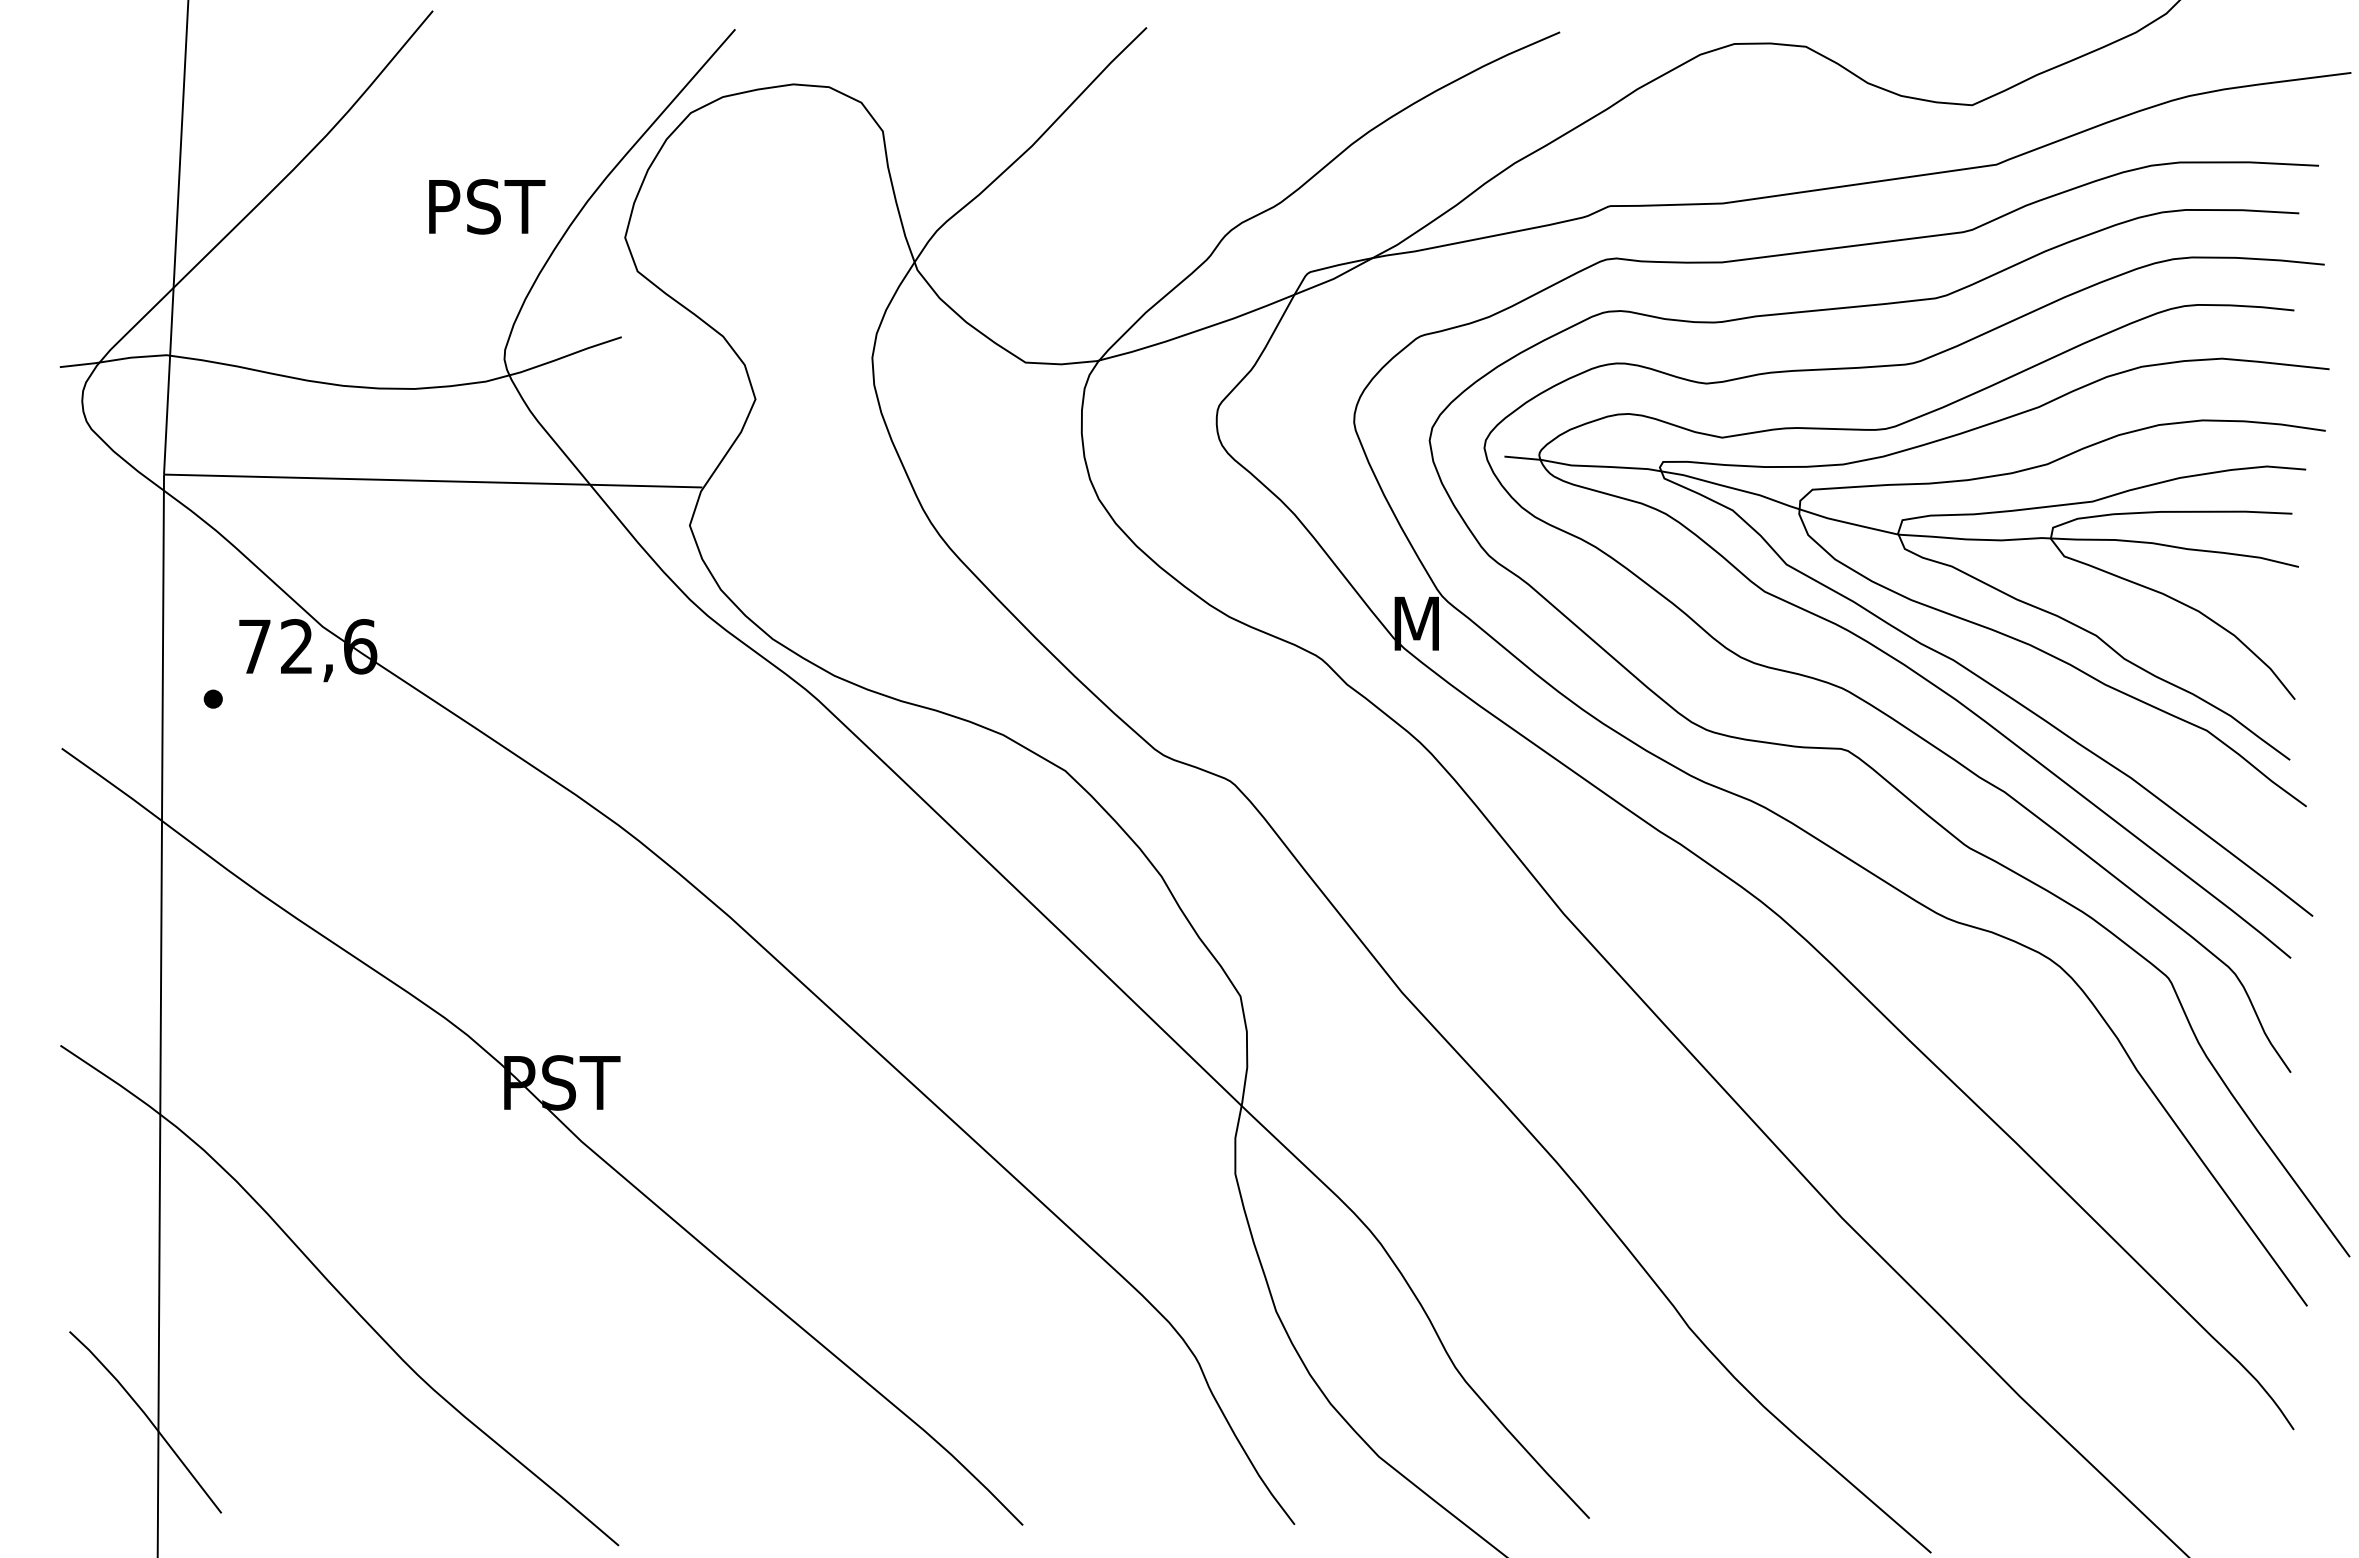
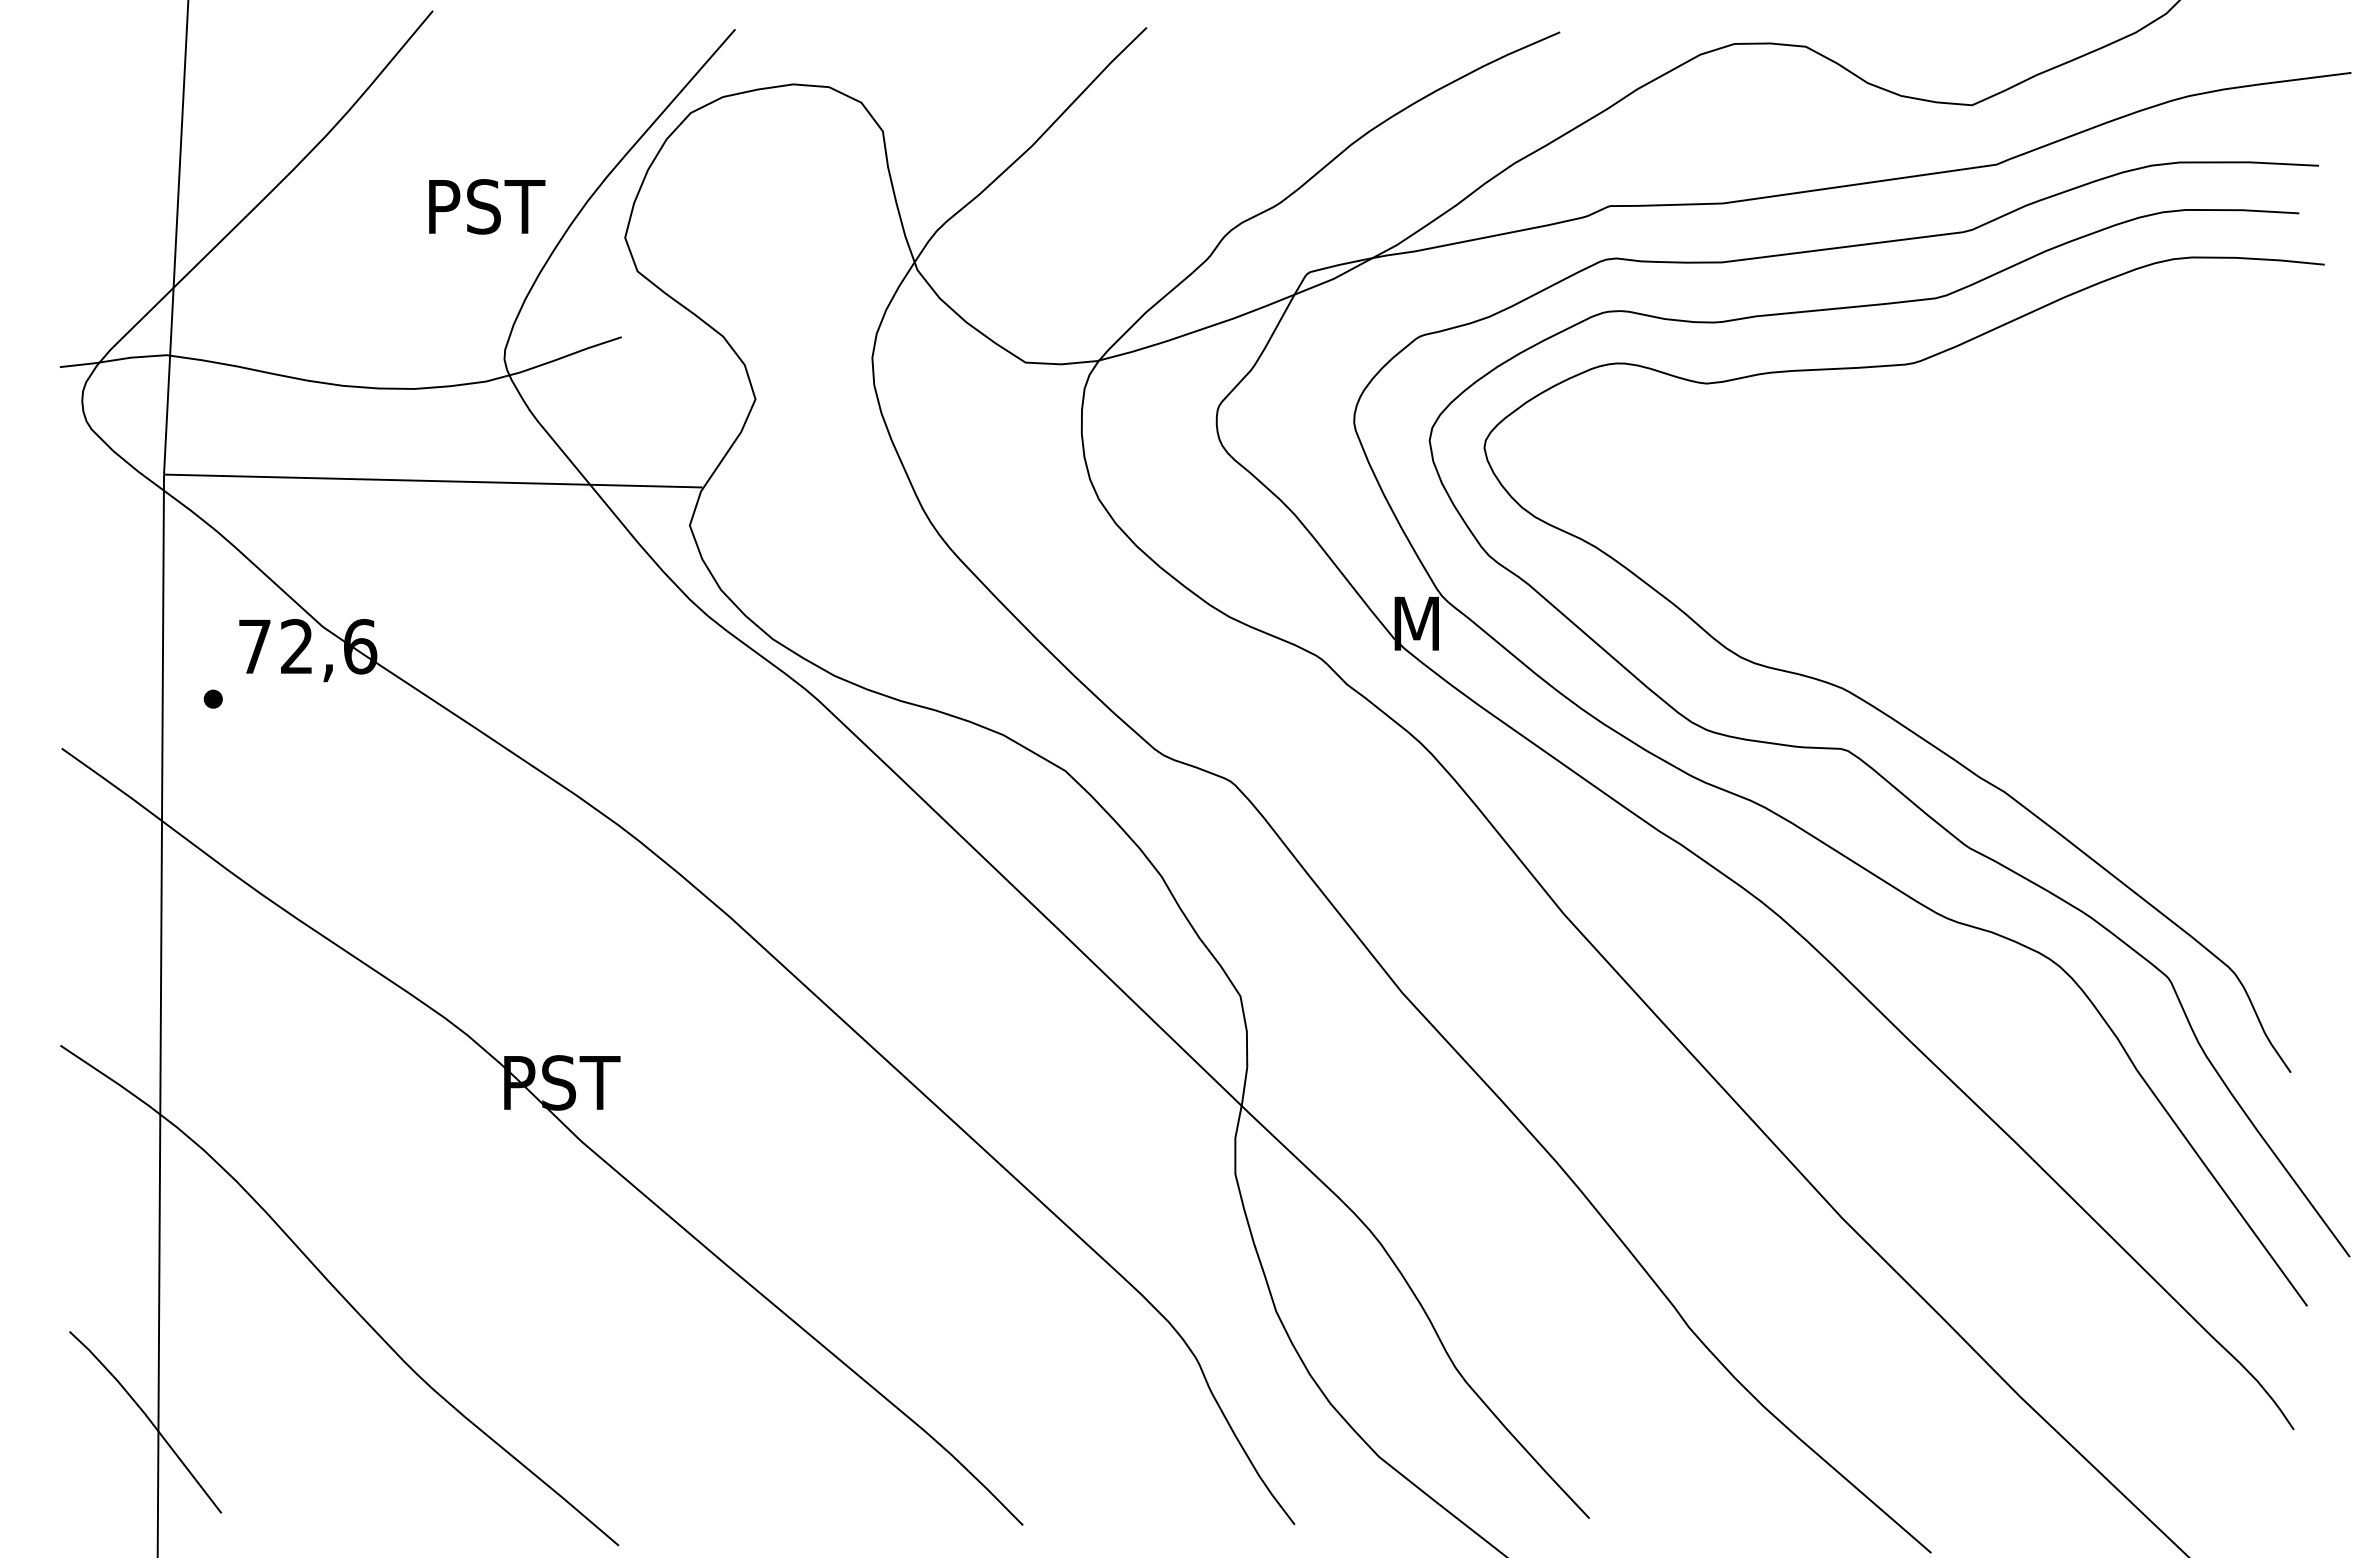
part: present -> none (1911, 636)
